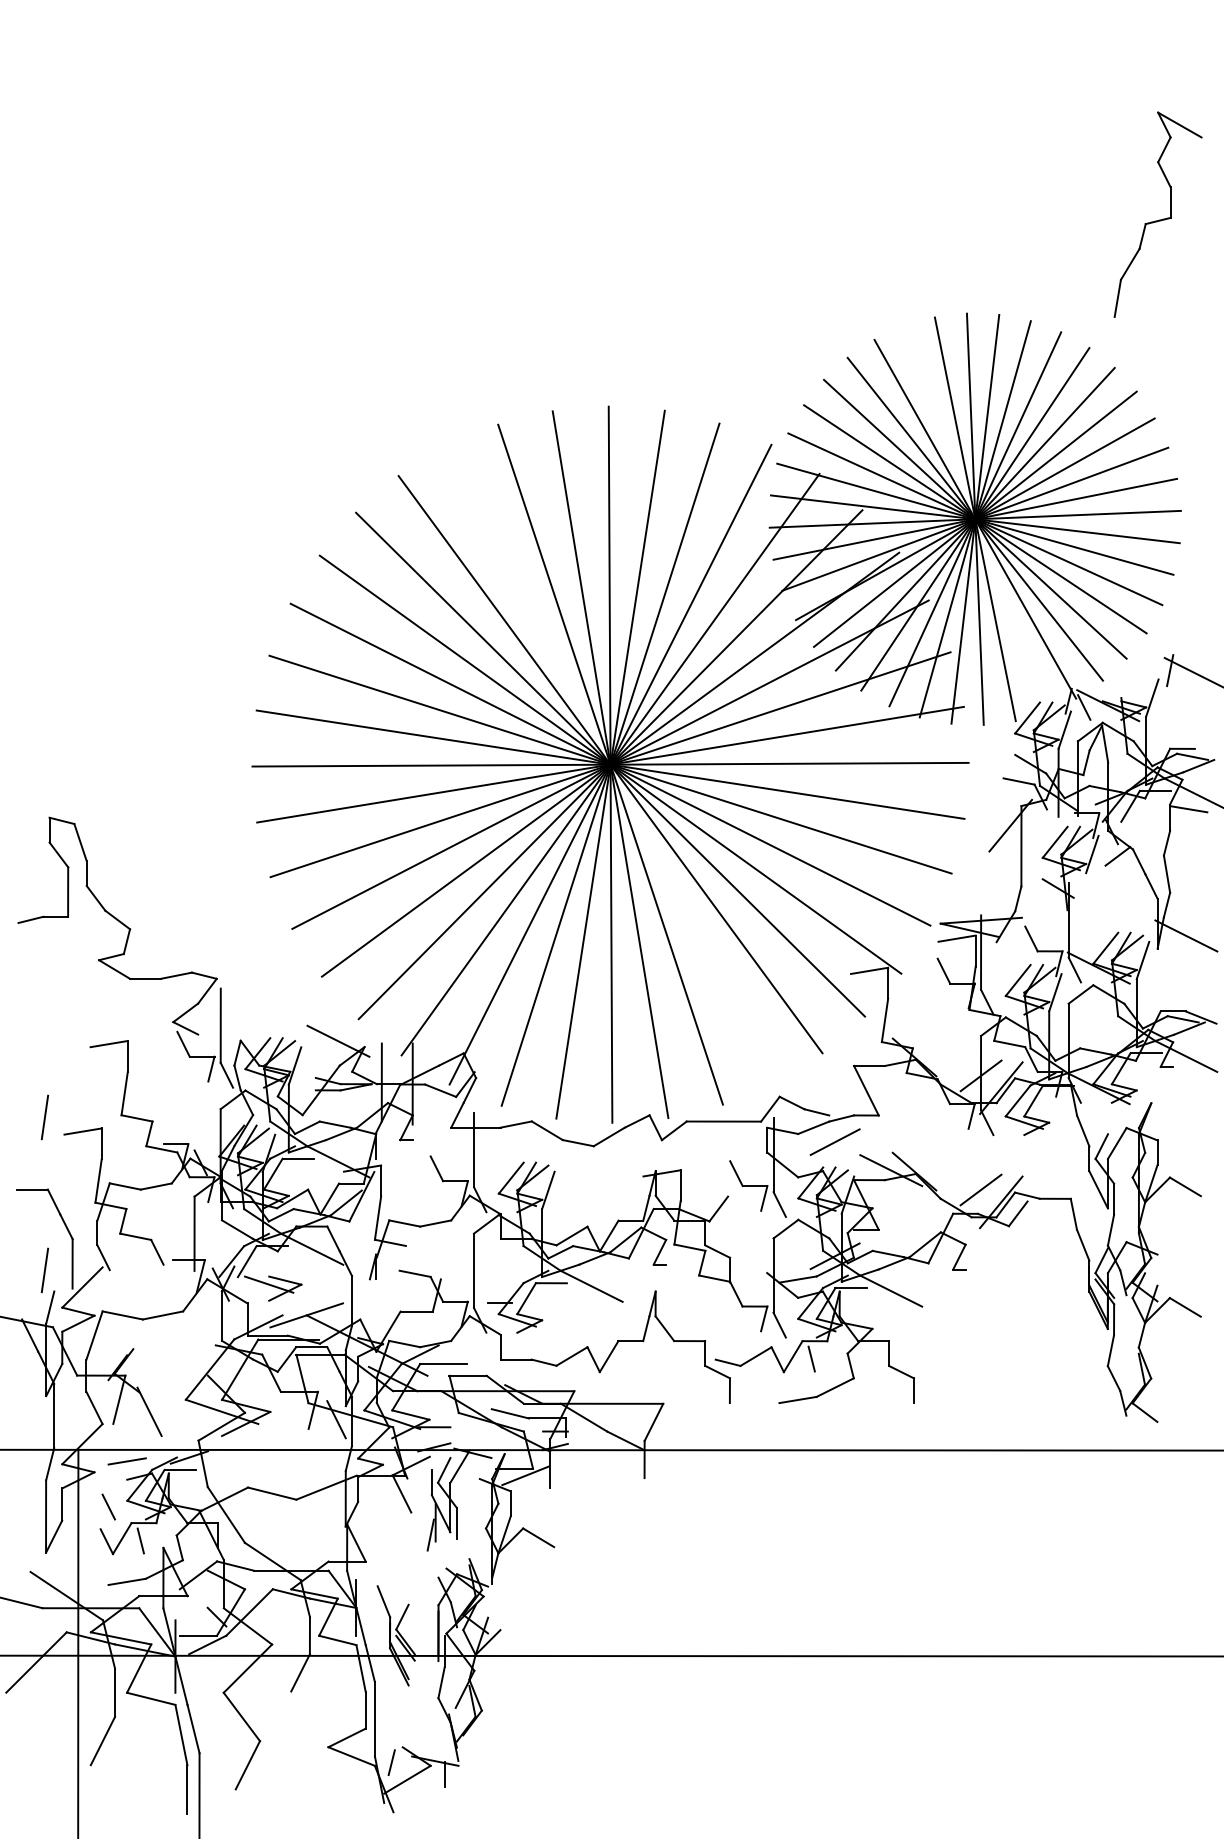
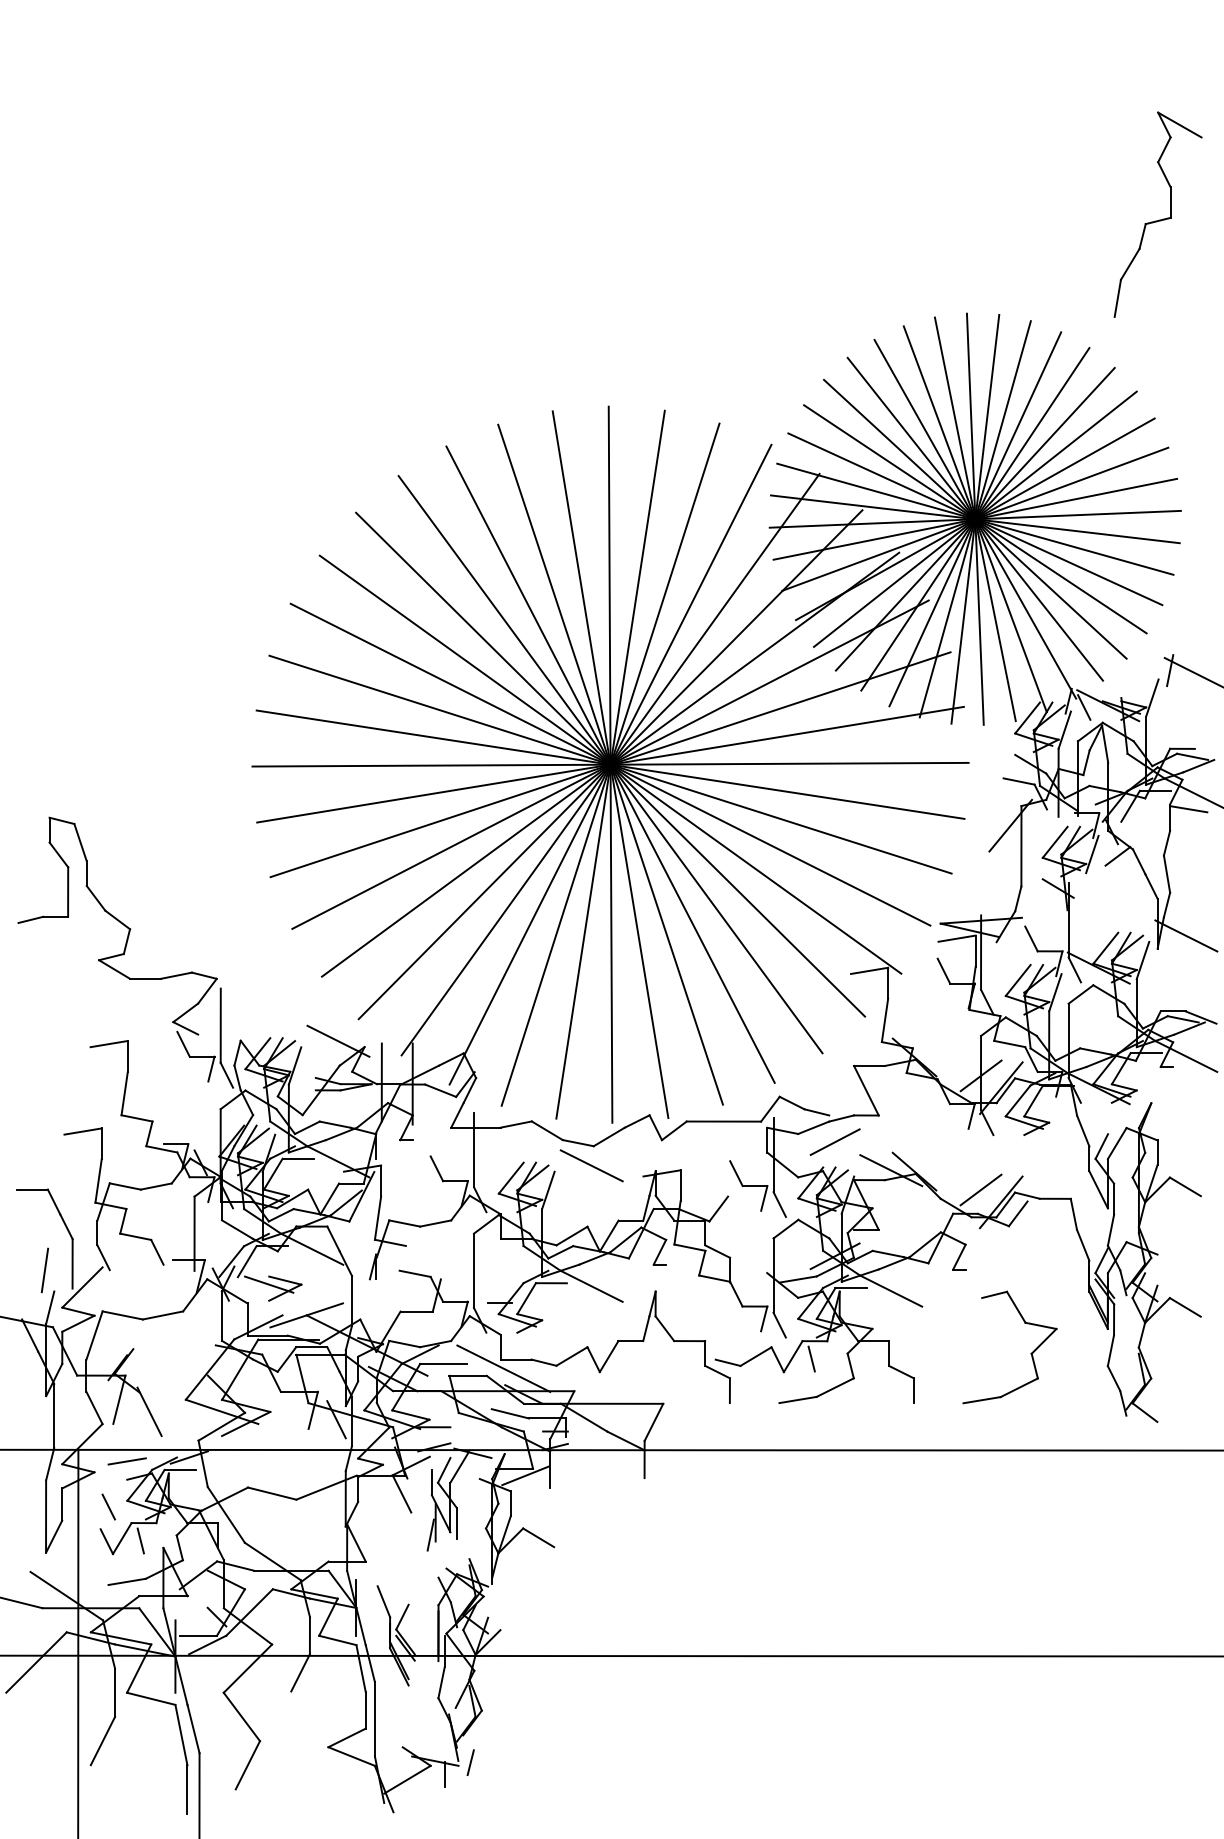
line: none -> present (974, 519)
line: none -> present (610, 764)
line: present -> none (44, 1117)
line: none -> present (591, 1165)
part: none -> present (1030, 1353)
line: none -> present (503, 1368)
line position: (391, 1762) -> (470, 1762) (470, 1762)
